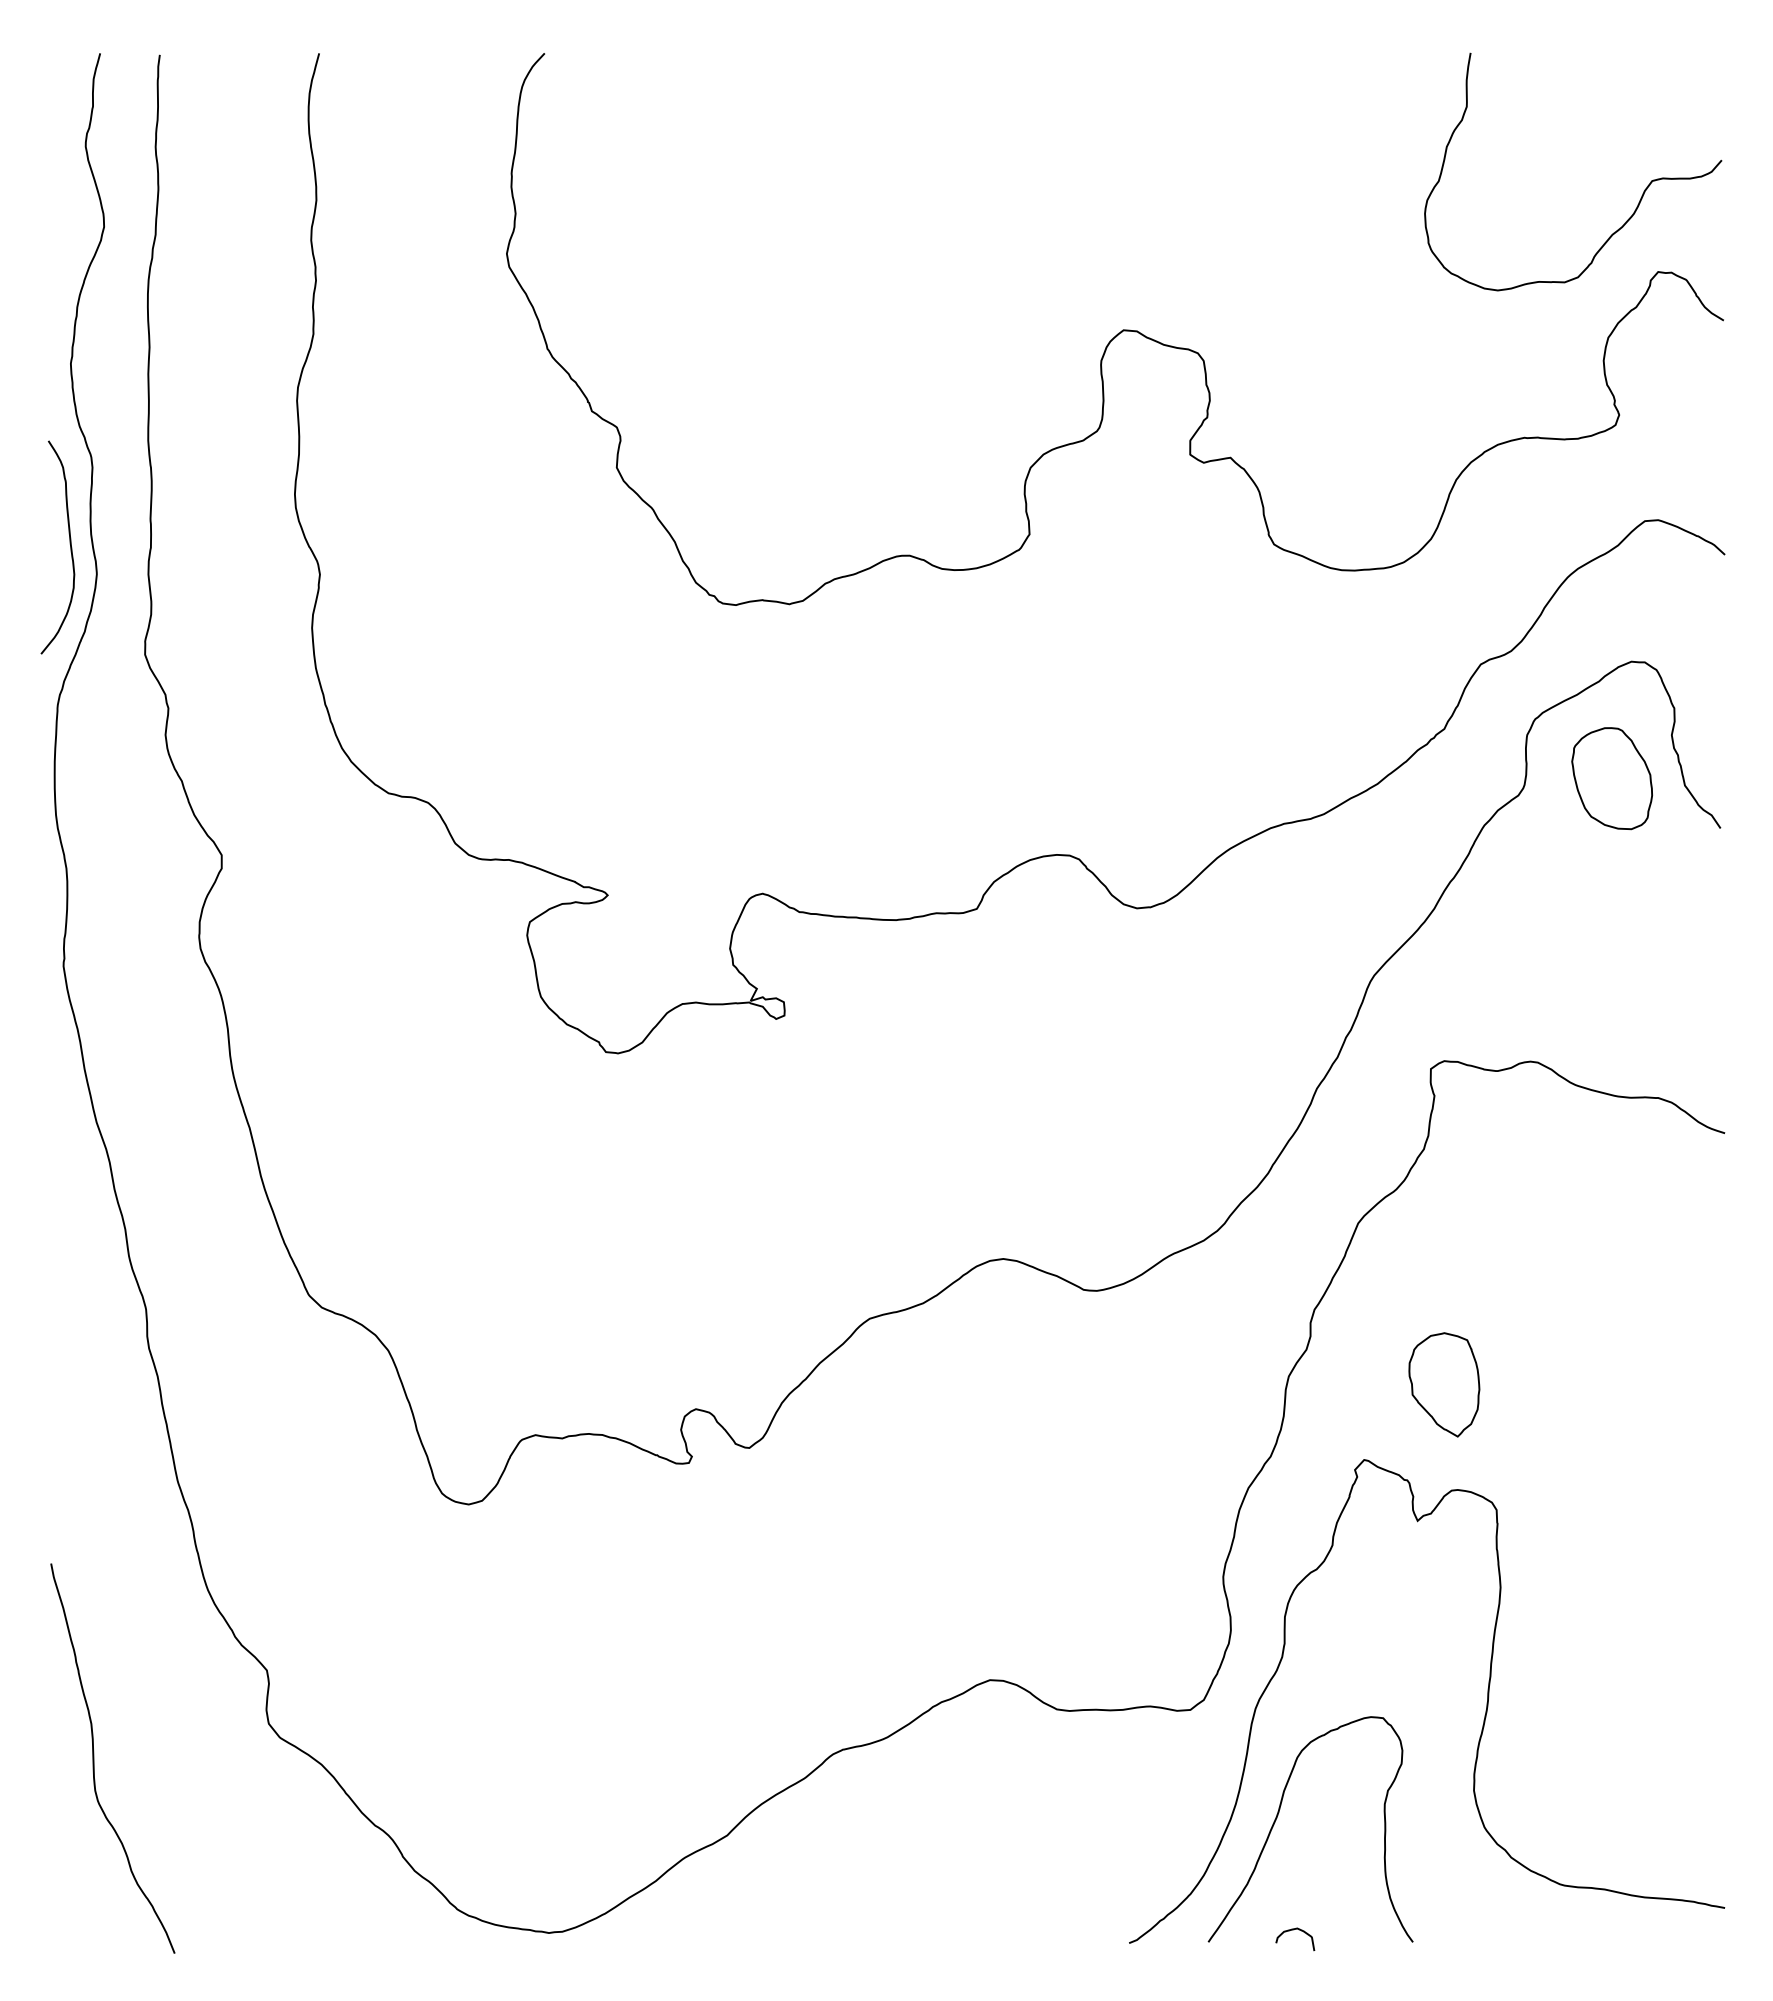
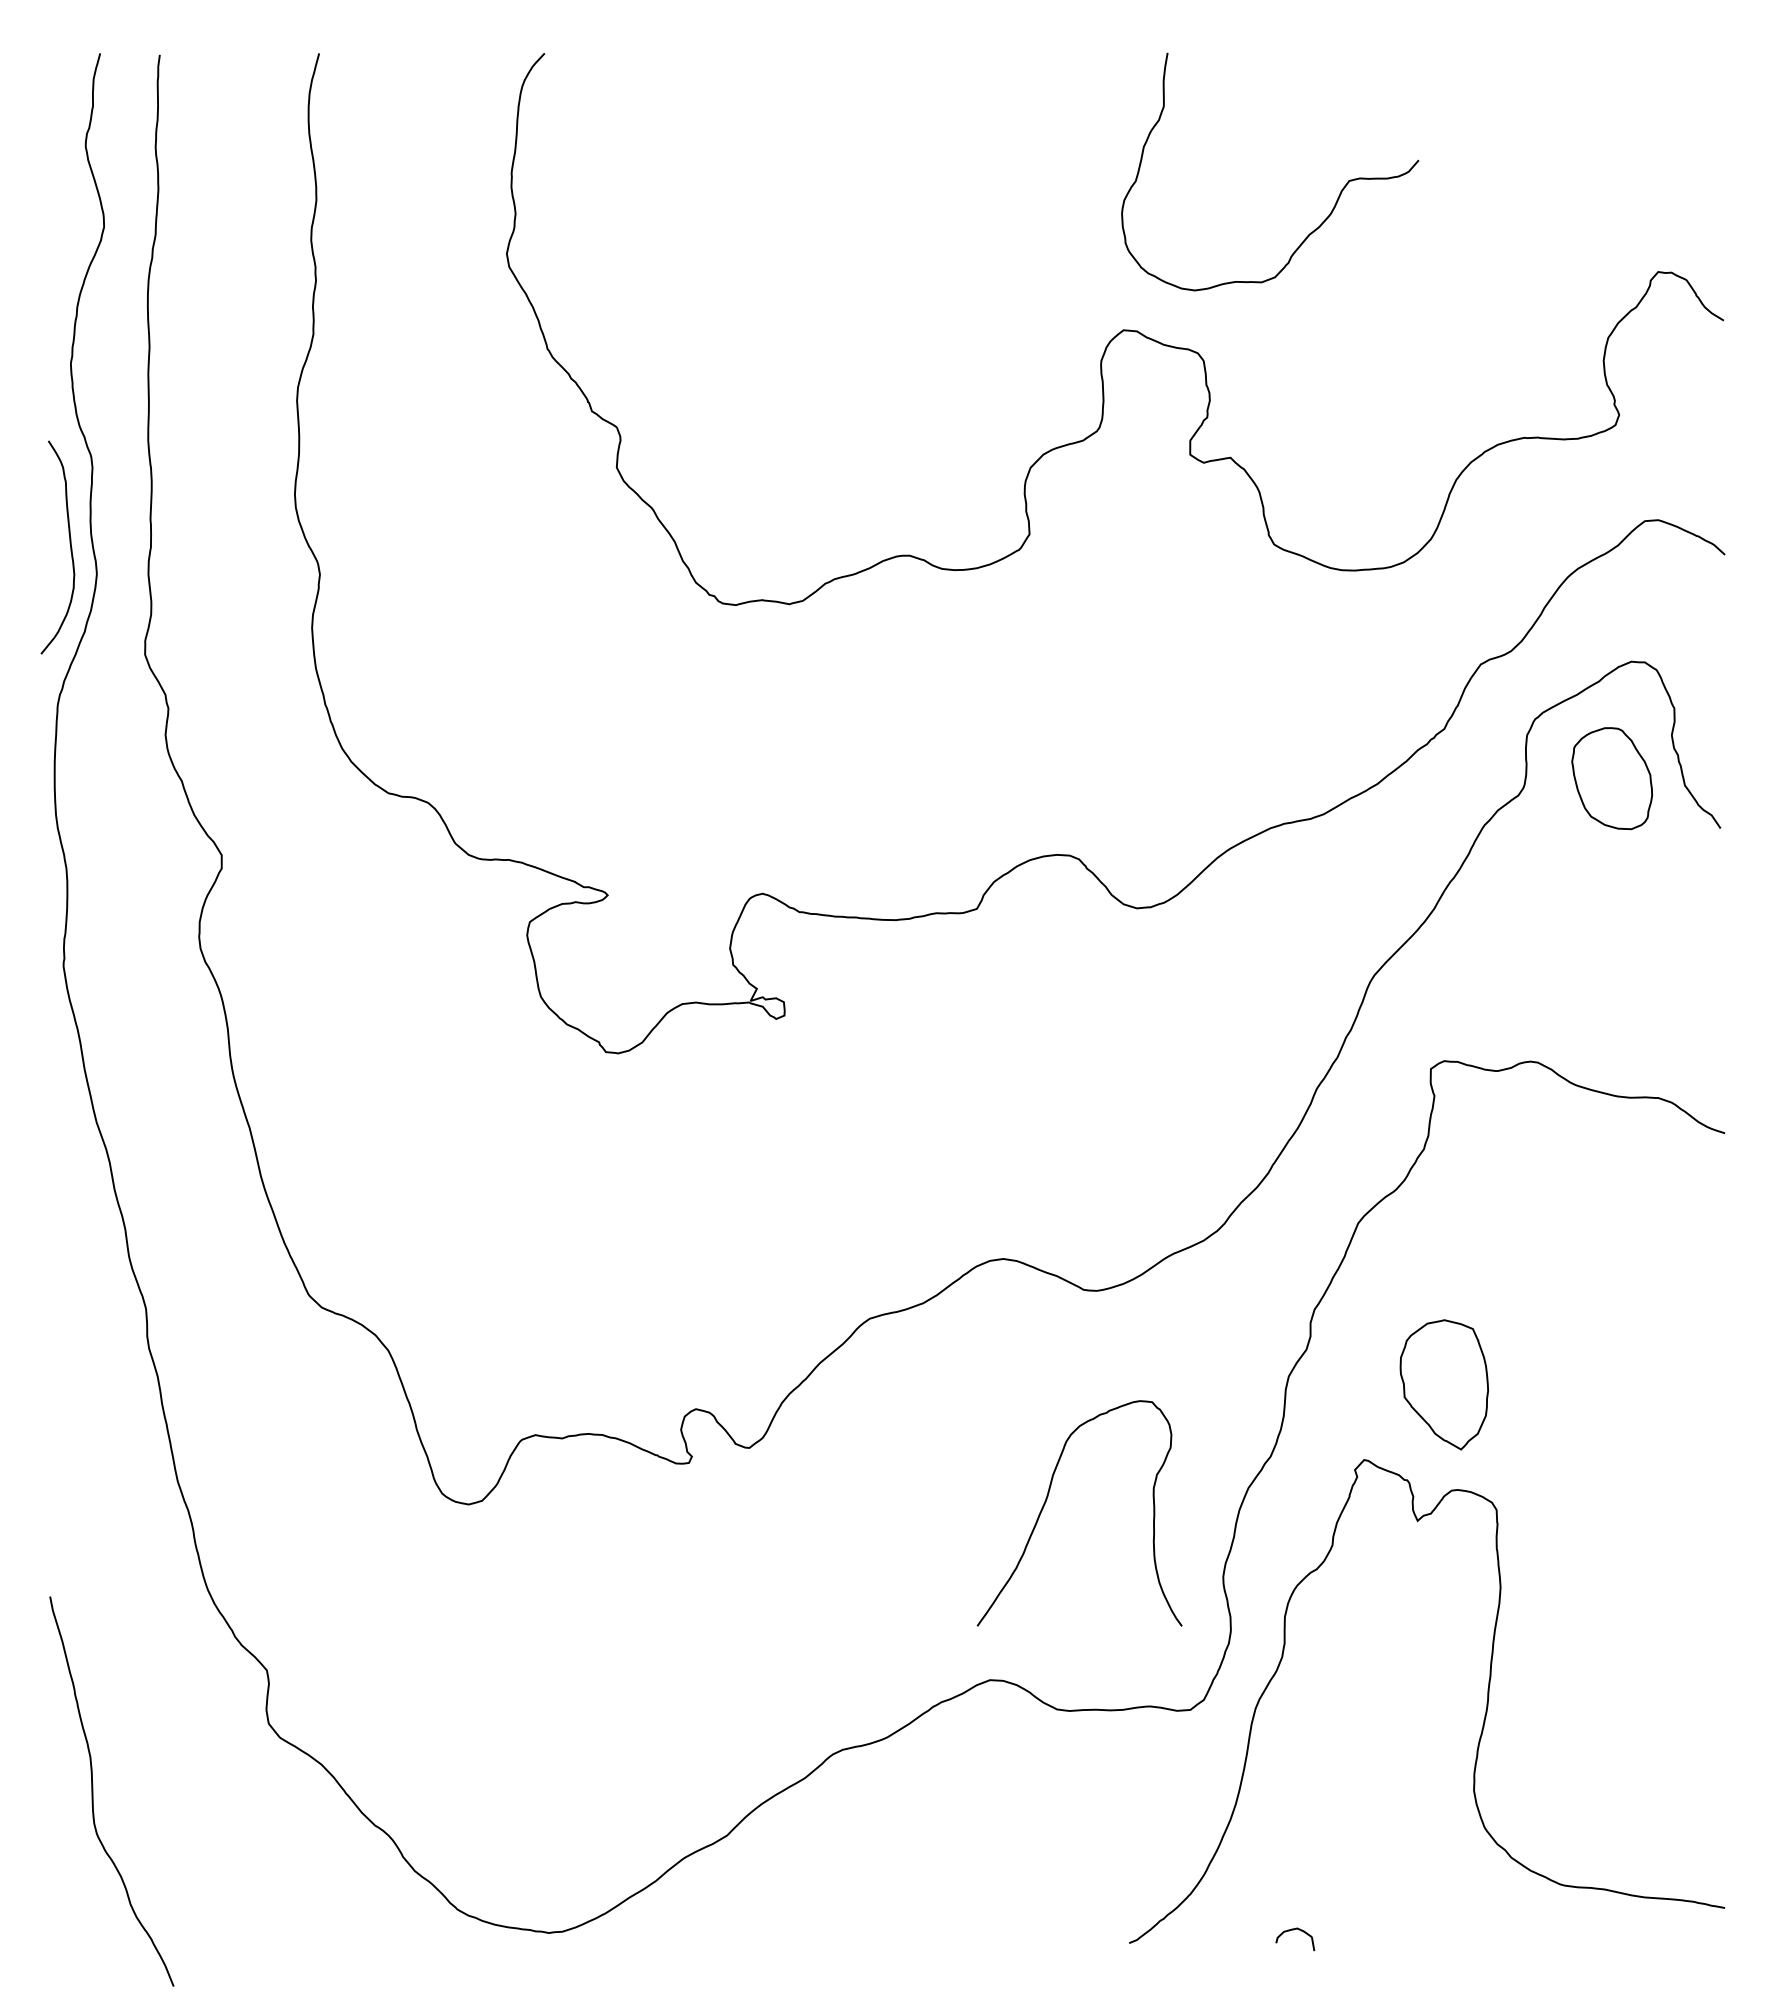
curve position: (1637, 204) -> (1334, 204) (1334, 204)
part size: 73x106 px -> 90x132 px (1443, 1384)
curve position: (94, 1758) -> (93, 1791) (93, 1791)
curve position: (1277, 1818) -> (1046, 1502) (1046, 1502)
